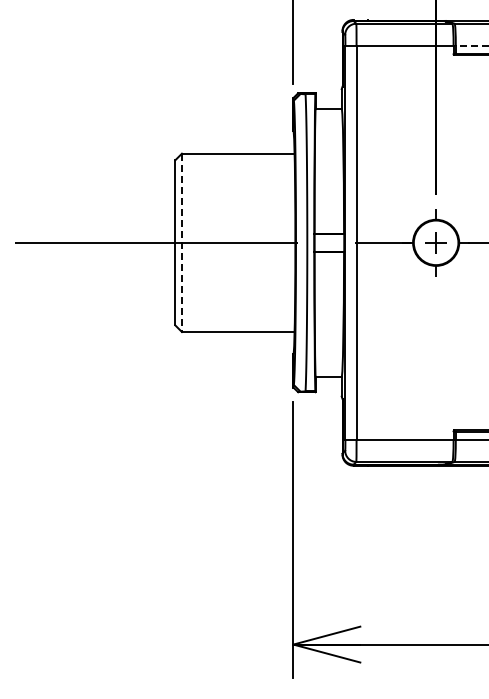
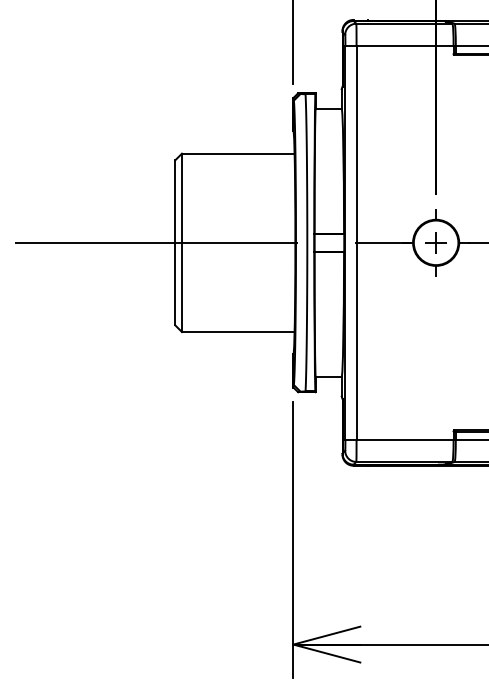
line: dashed -> solid (471, 46)
line: dashed -> solid (181, 243)
